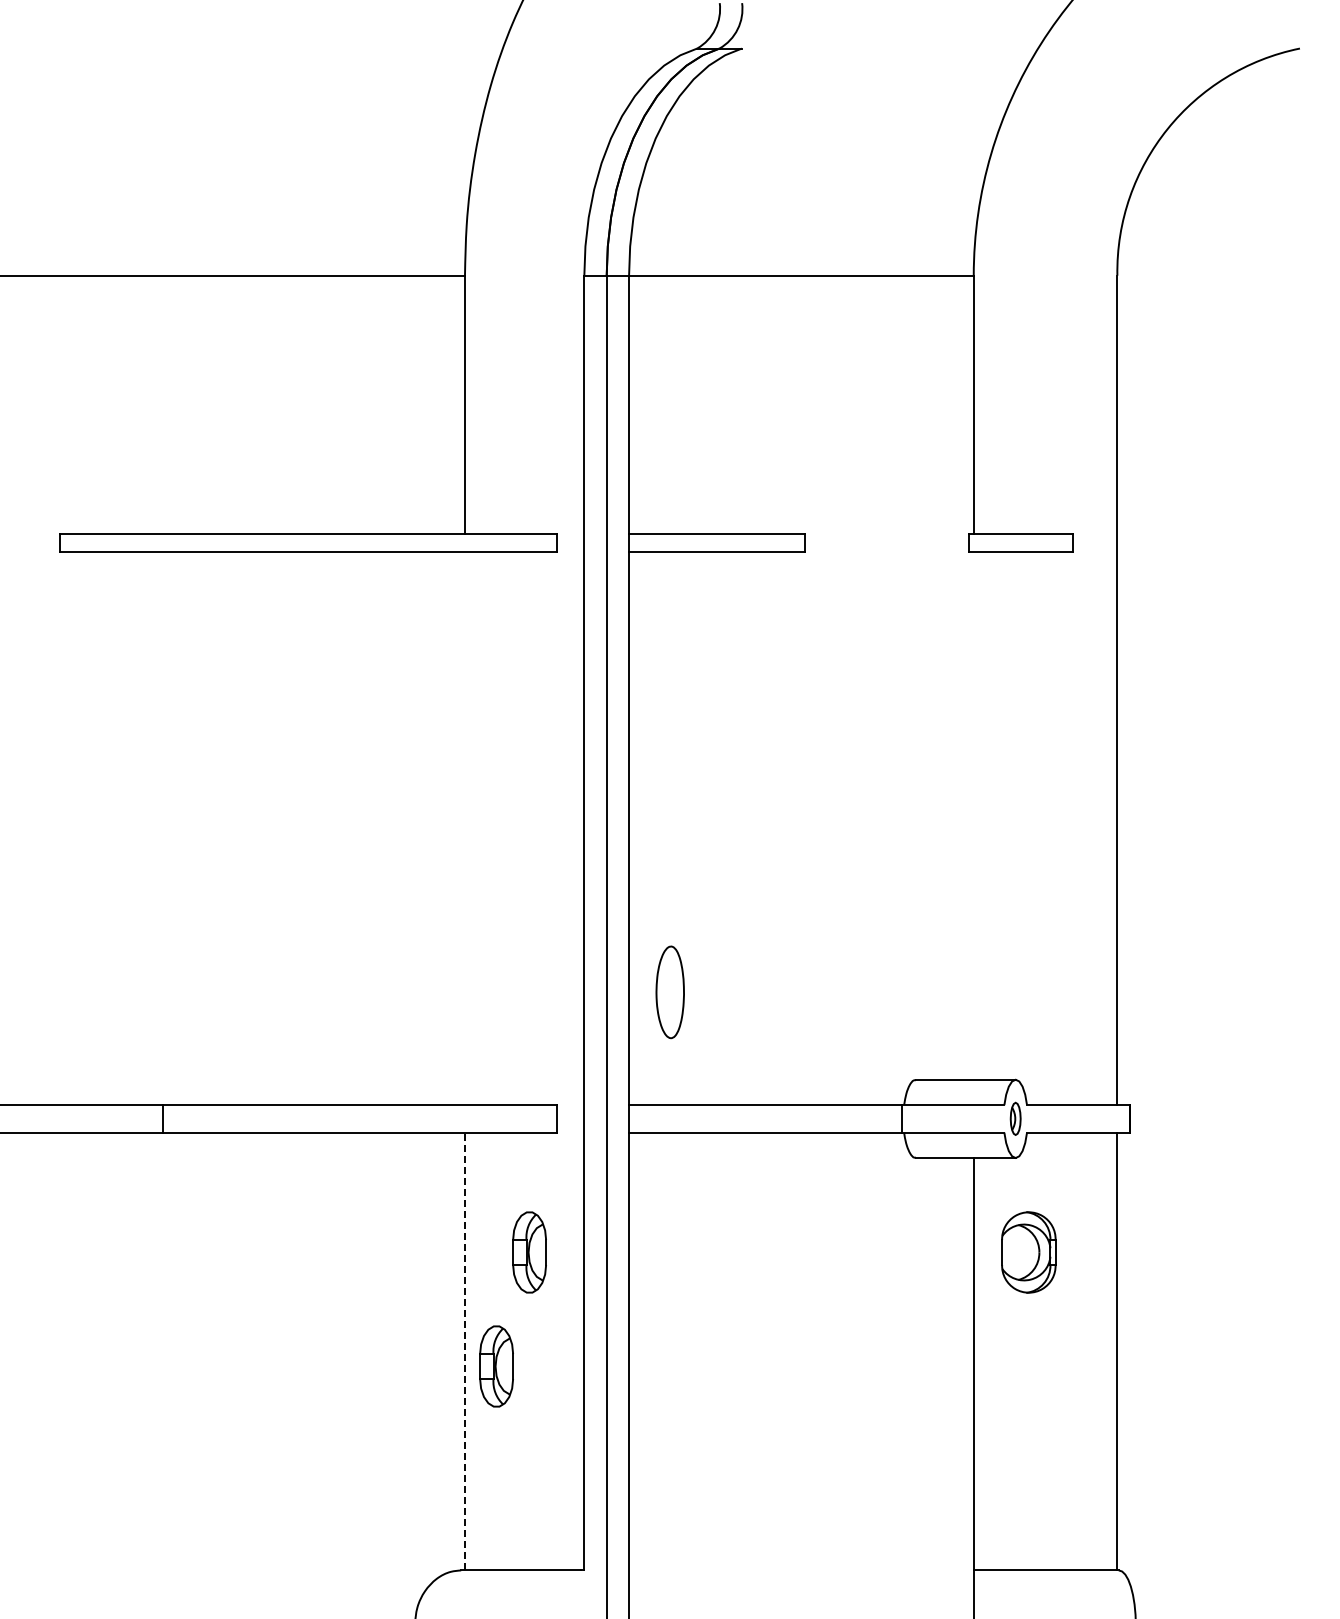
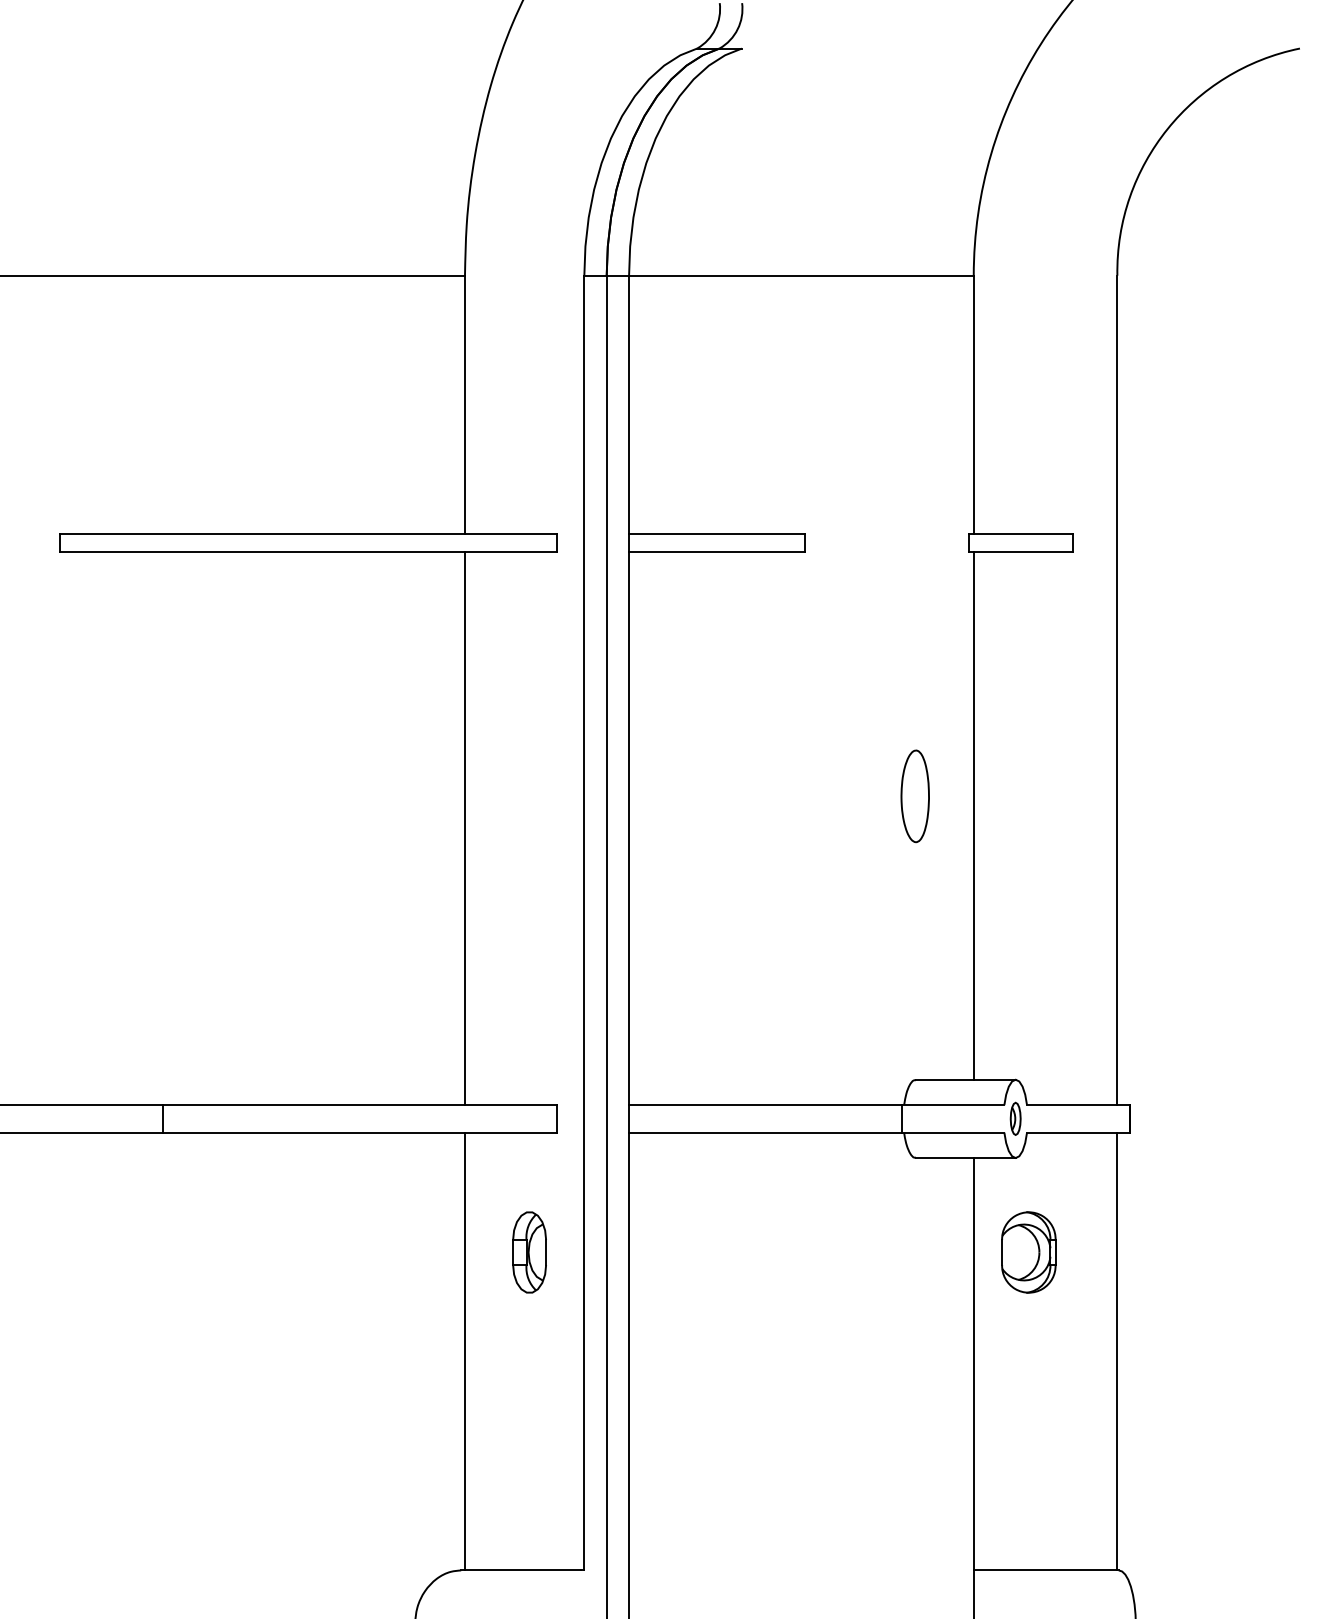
line: none -> present (973, 815)
line: none -> present (464, 828)
part position: (669, 992) -> (914, 796) (914, 796)
line: dashed -> solid (464, 1351)
part: present -> none (496, 1366)
